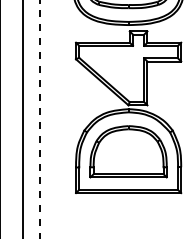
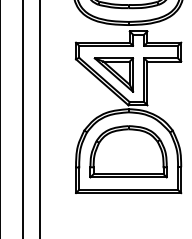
part: none -> present (113, 74)
line: dashed -> solid (39, 119)
